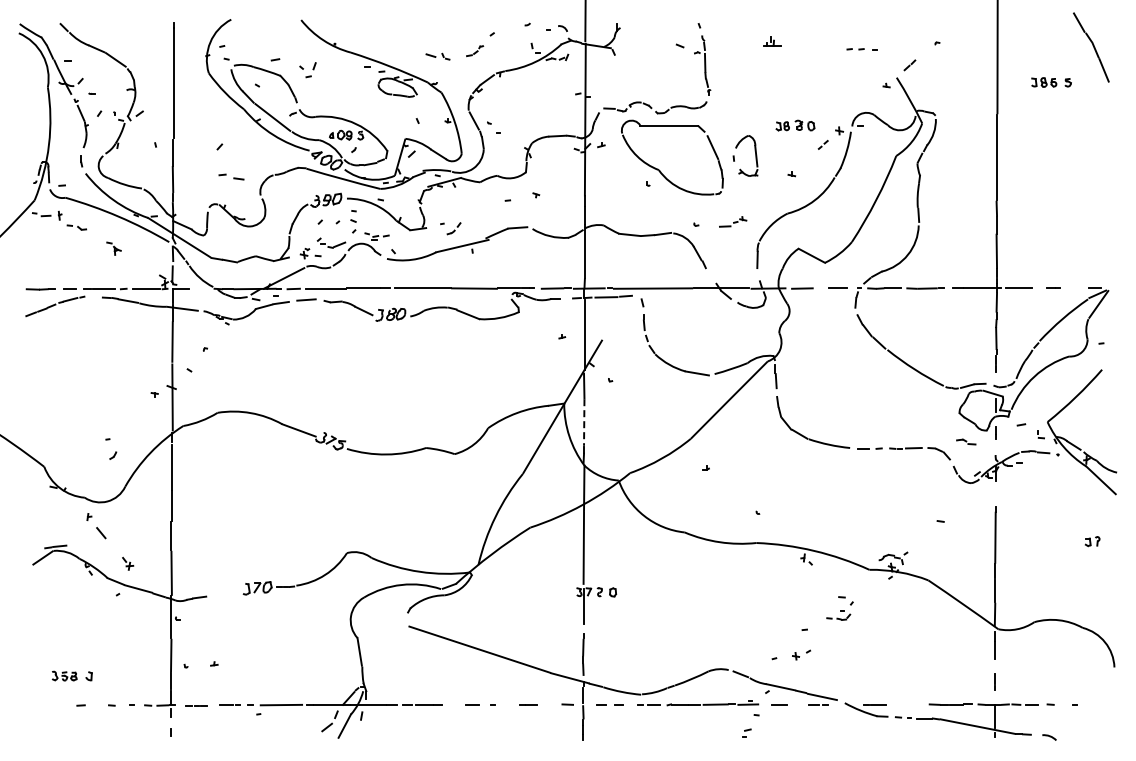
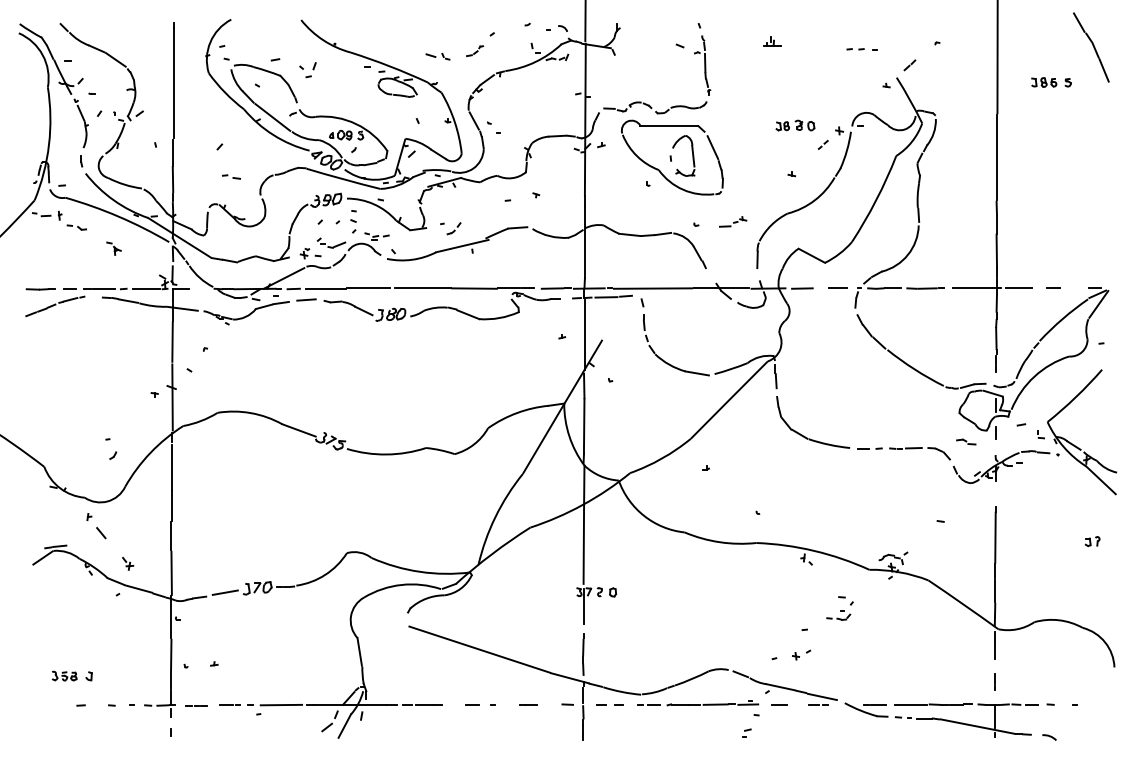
part position: (754, 151) -> (691, 151) (691, 151)
part size: 27x8 px -> 19x6 px (231, 176)
line: dashed -> solid (584, 422)
line: none -> present (224, 592)
line: none -> present (910, 704)
